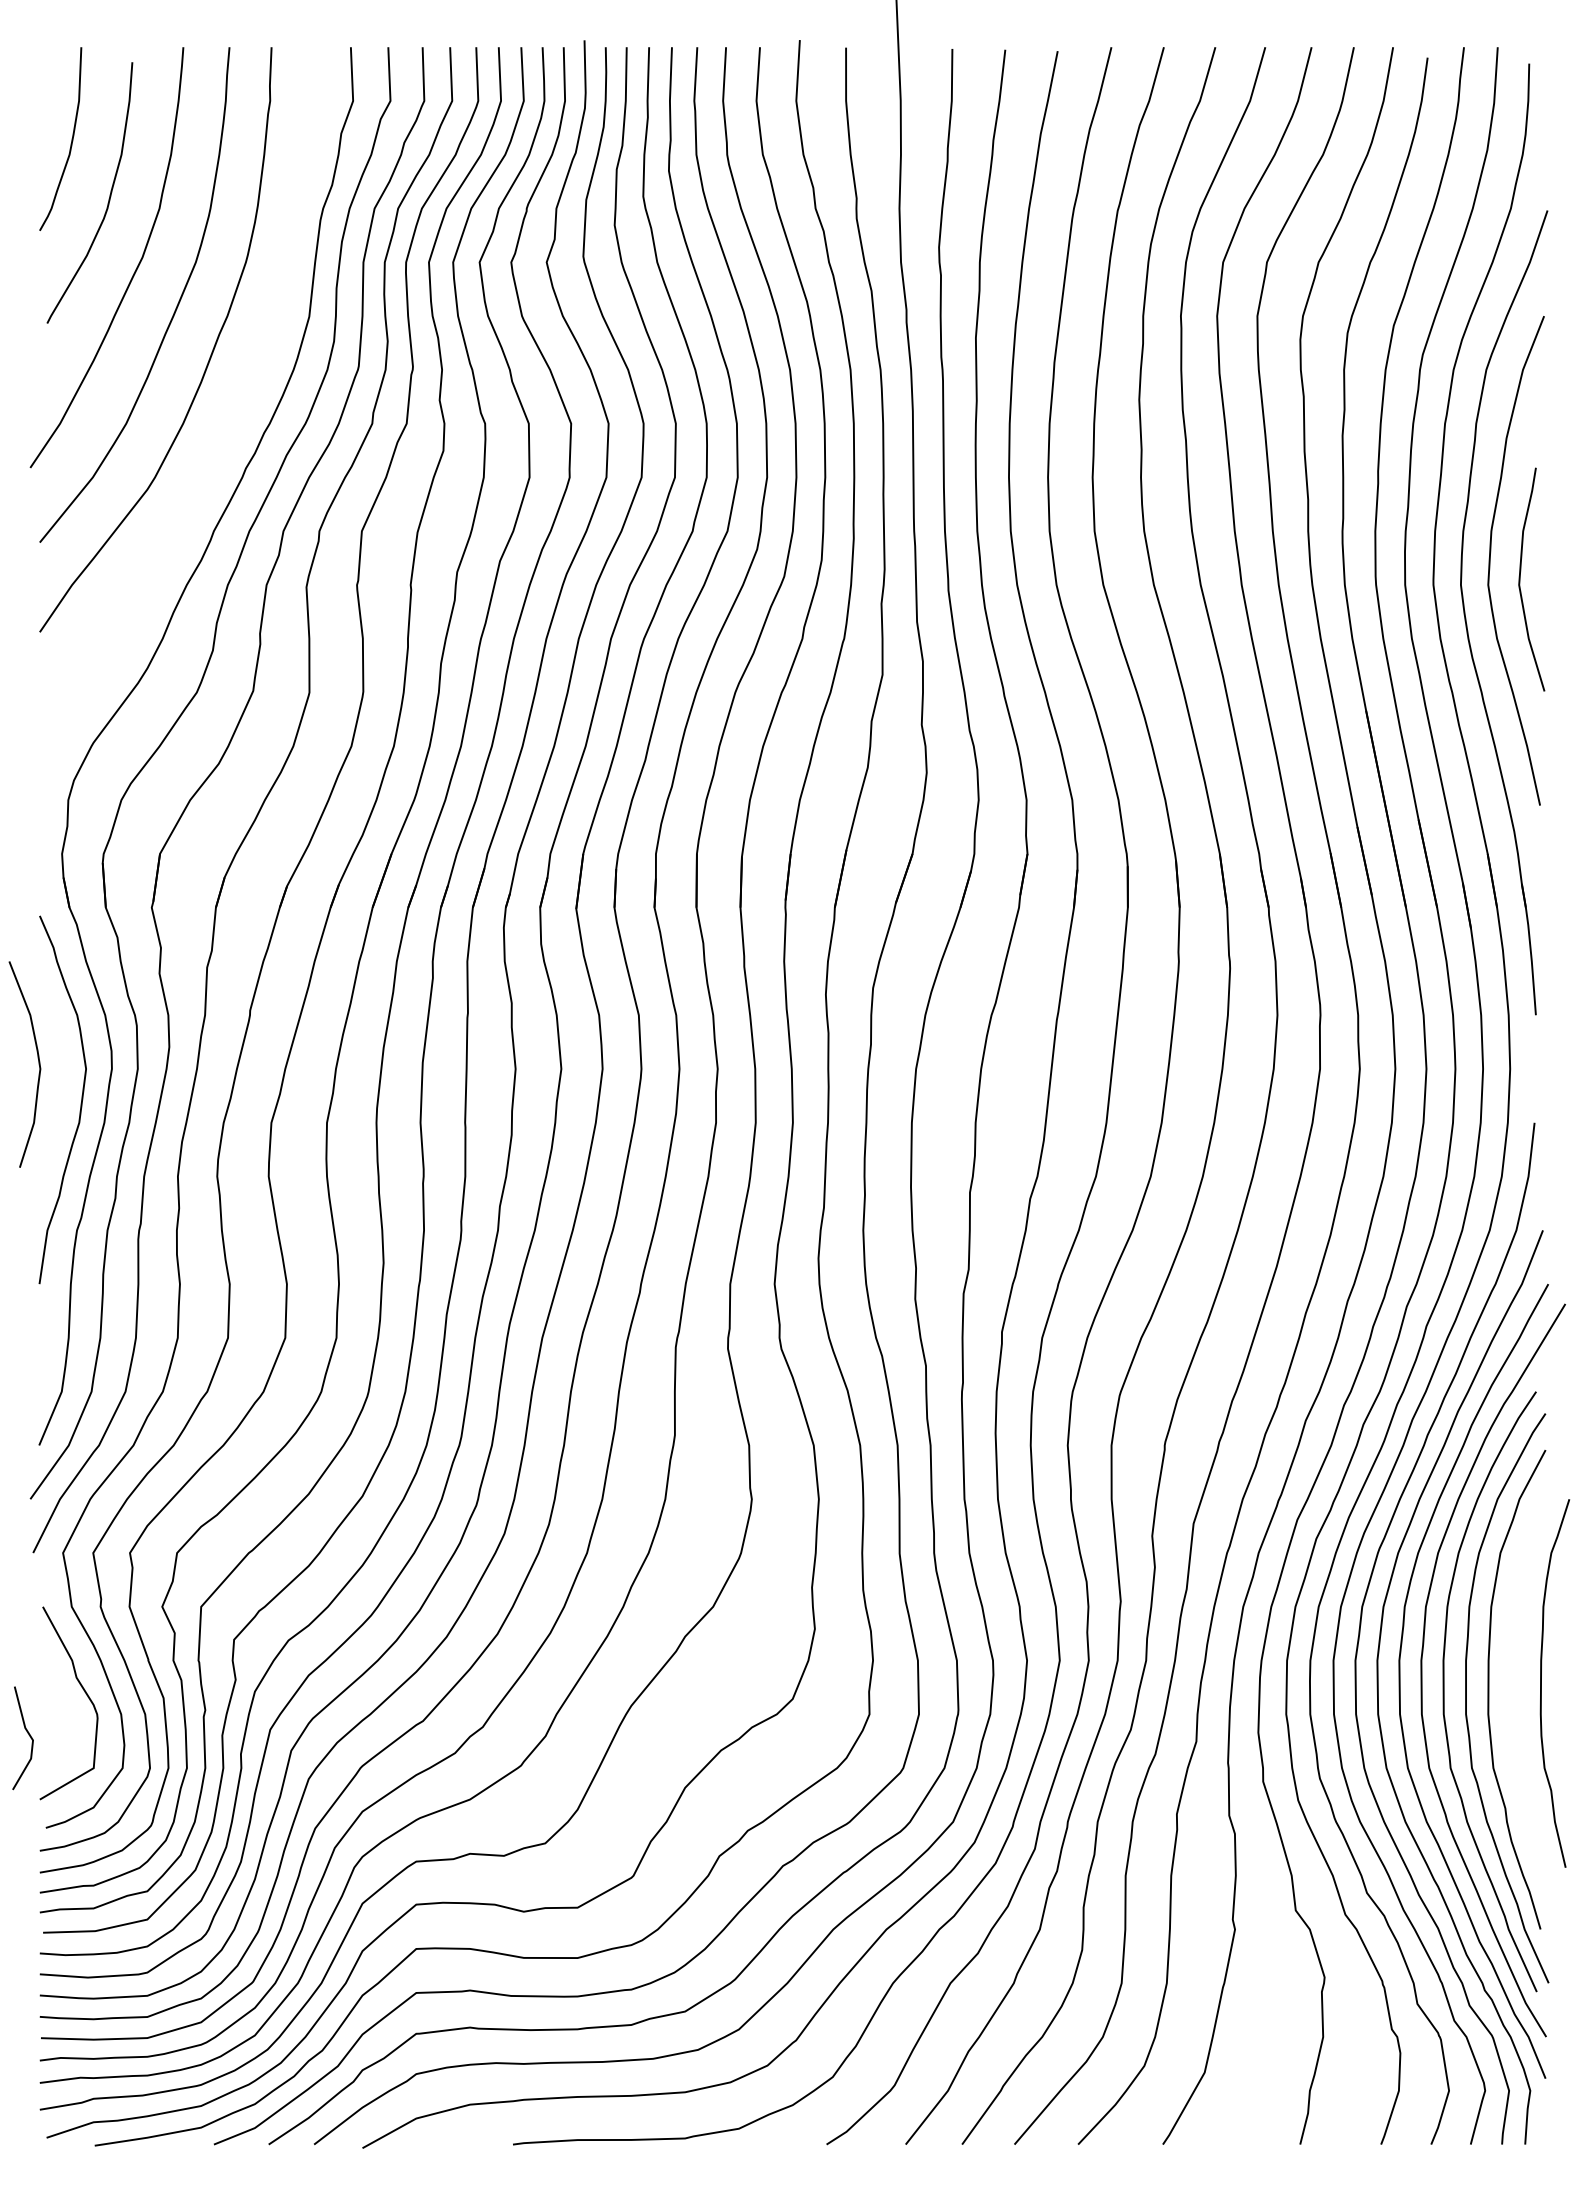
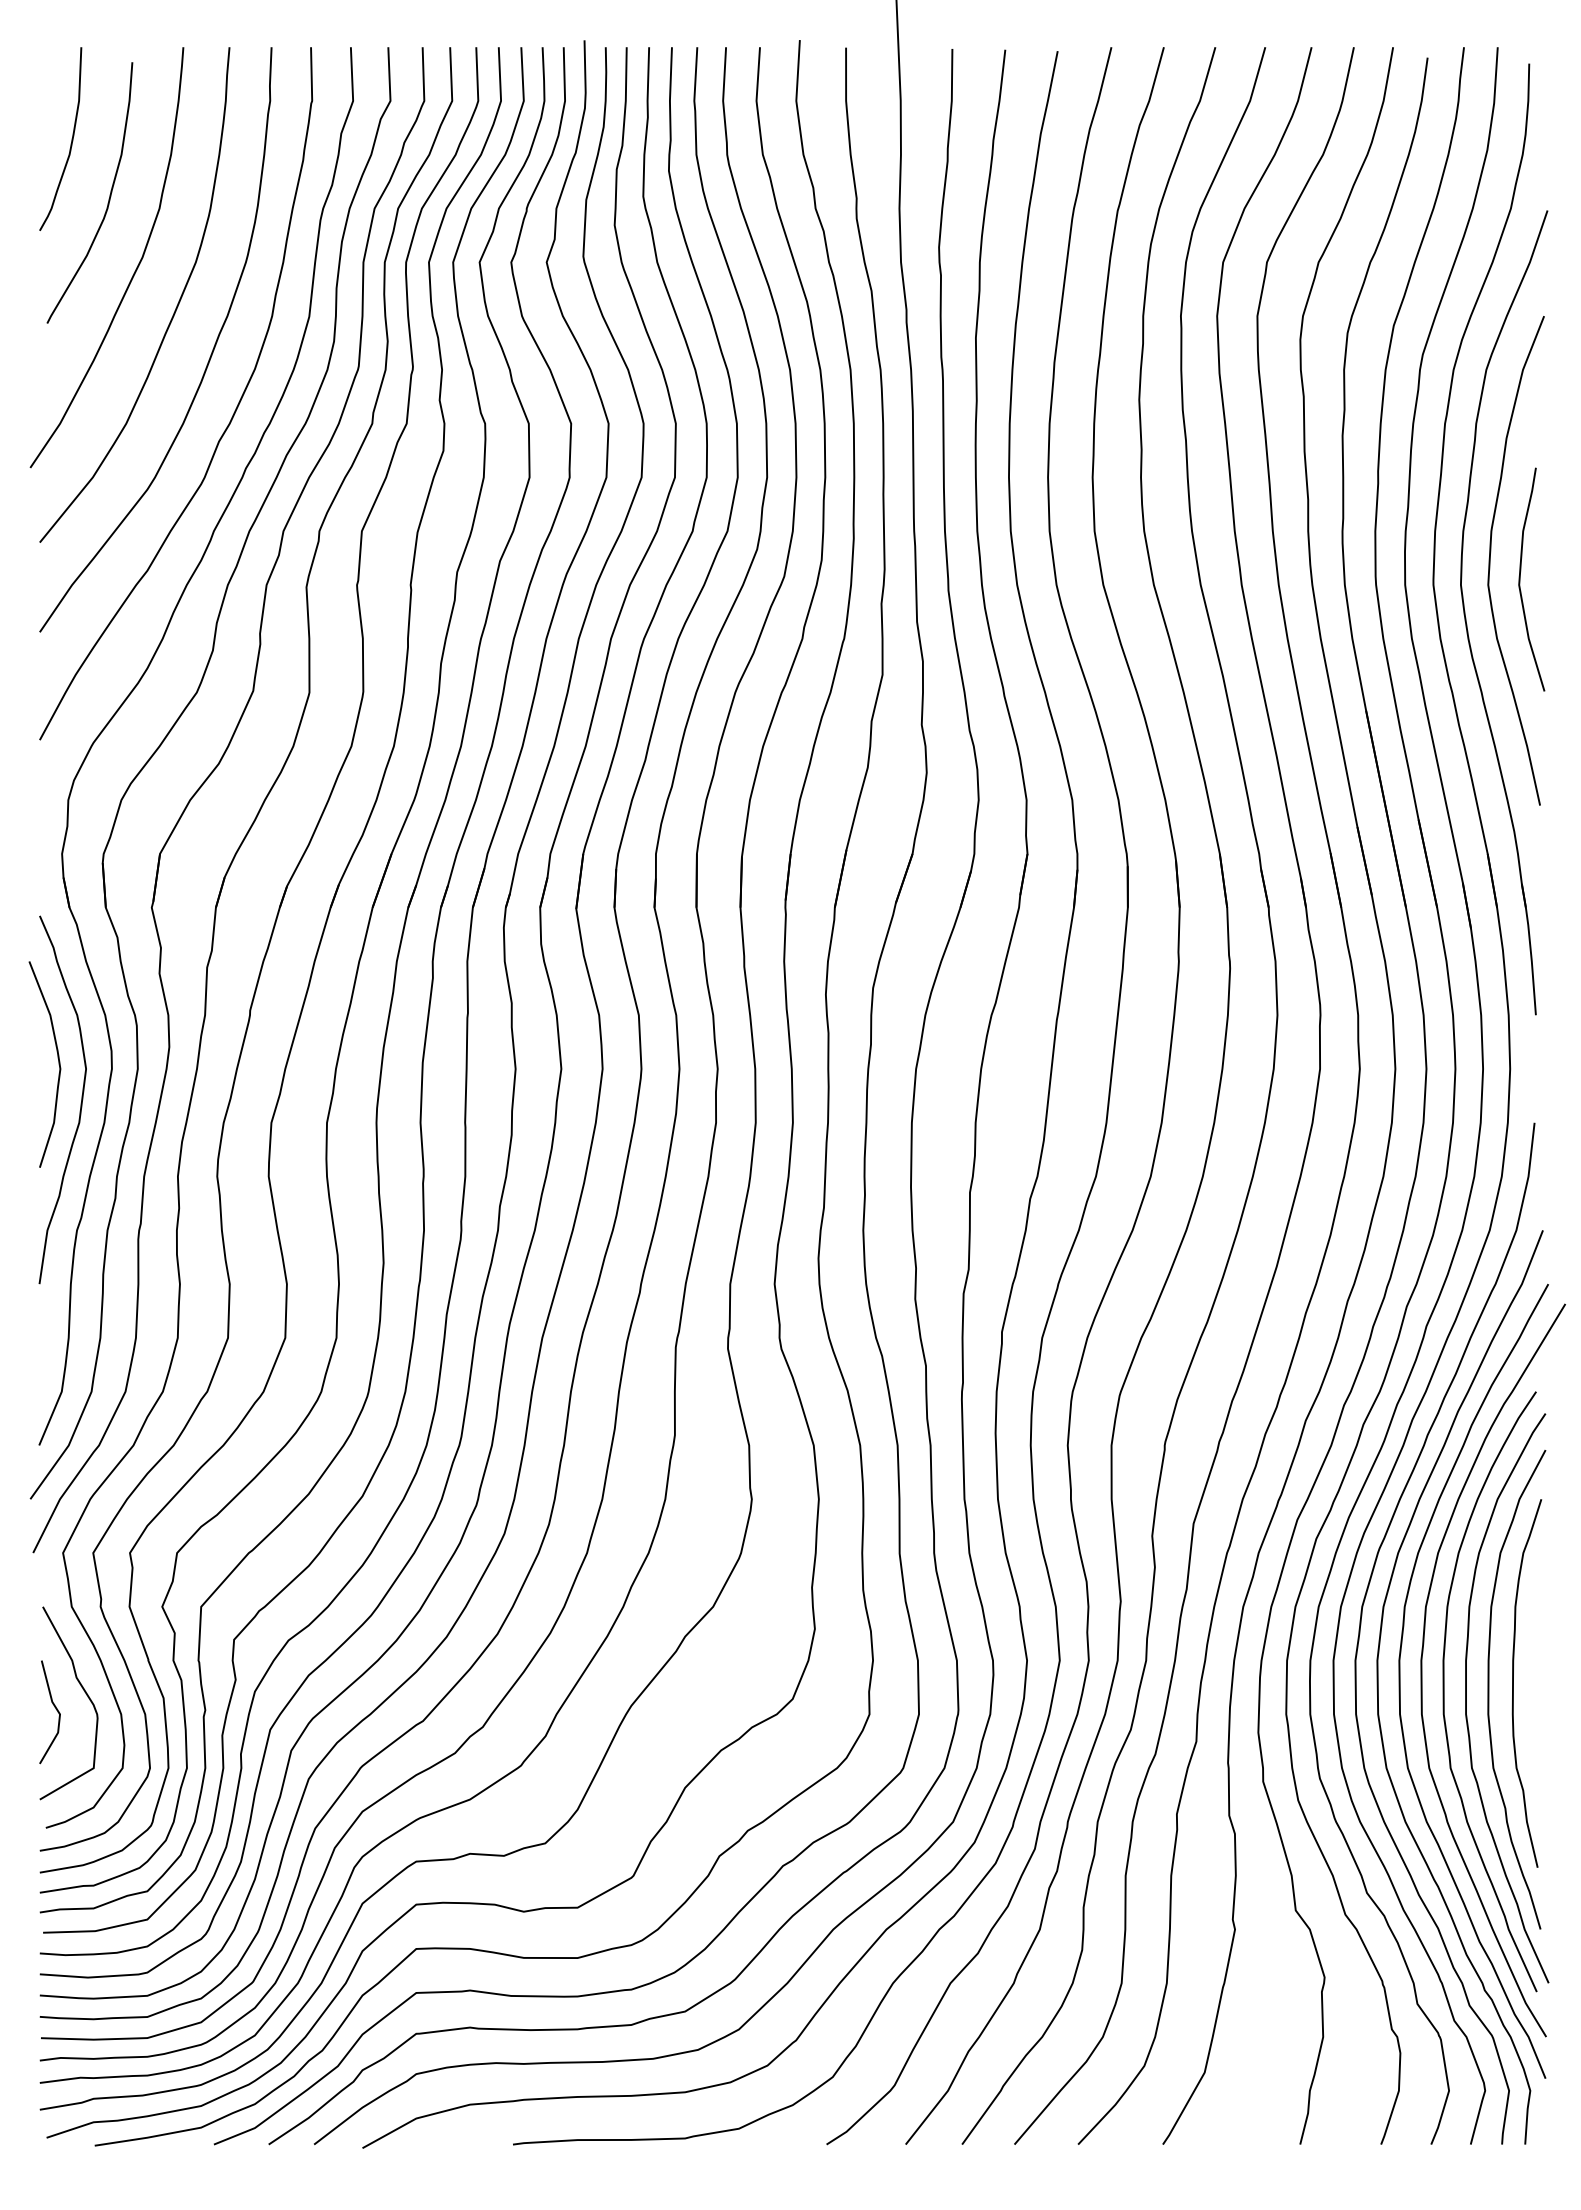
curve: none -> present (230, 419)
curve position: (38, 1064) -> (58, 1064) (58, 1064)
curve position: (1541, 1683) -> (1513, 1683) (1513, 1683)
line position: (28, 1735) -> (55, 1709) (55, 1709)
